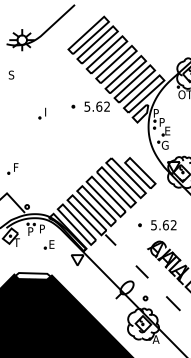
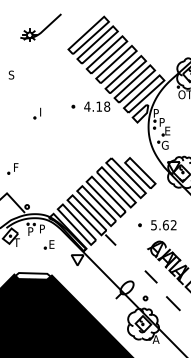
part size: 70x48 px -> 42x29 px (40, 27)
text: 5.62 -> 4.18 (97, 106)
part position: (42, 113) -> (37, 113) (37, 113)
line position: (141, 271) -> (150, 276) (150, 276)
